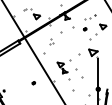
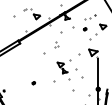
part position: (51, 41) -> (56, 44) (56, 44)
line: present -> none (33, 51)
